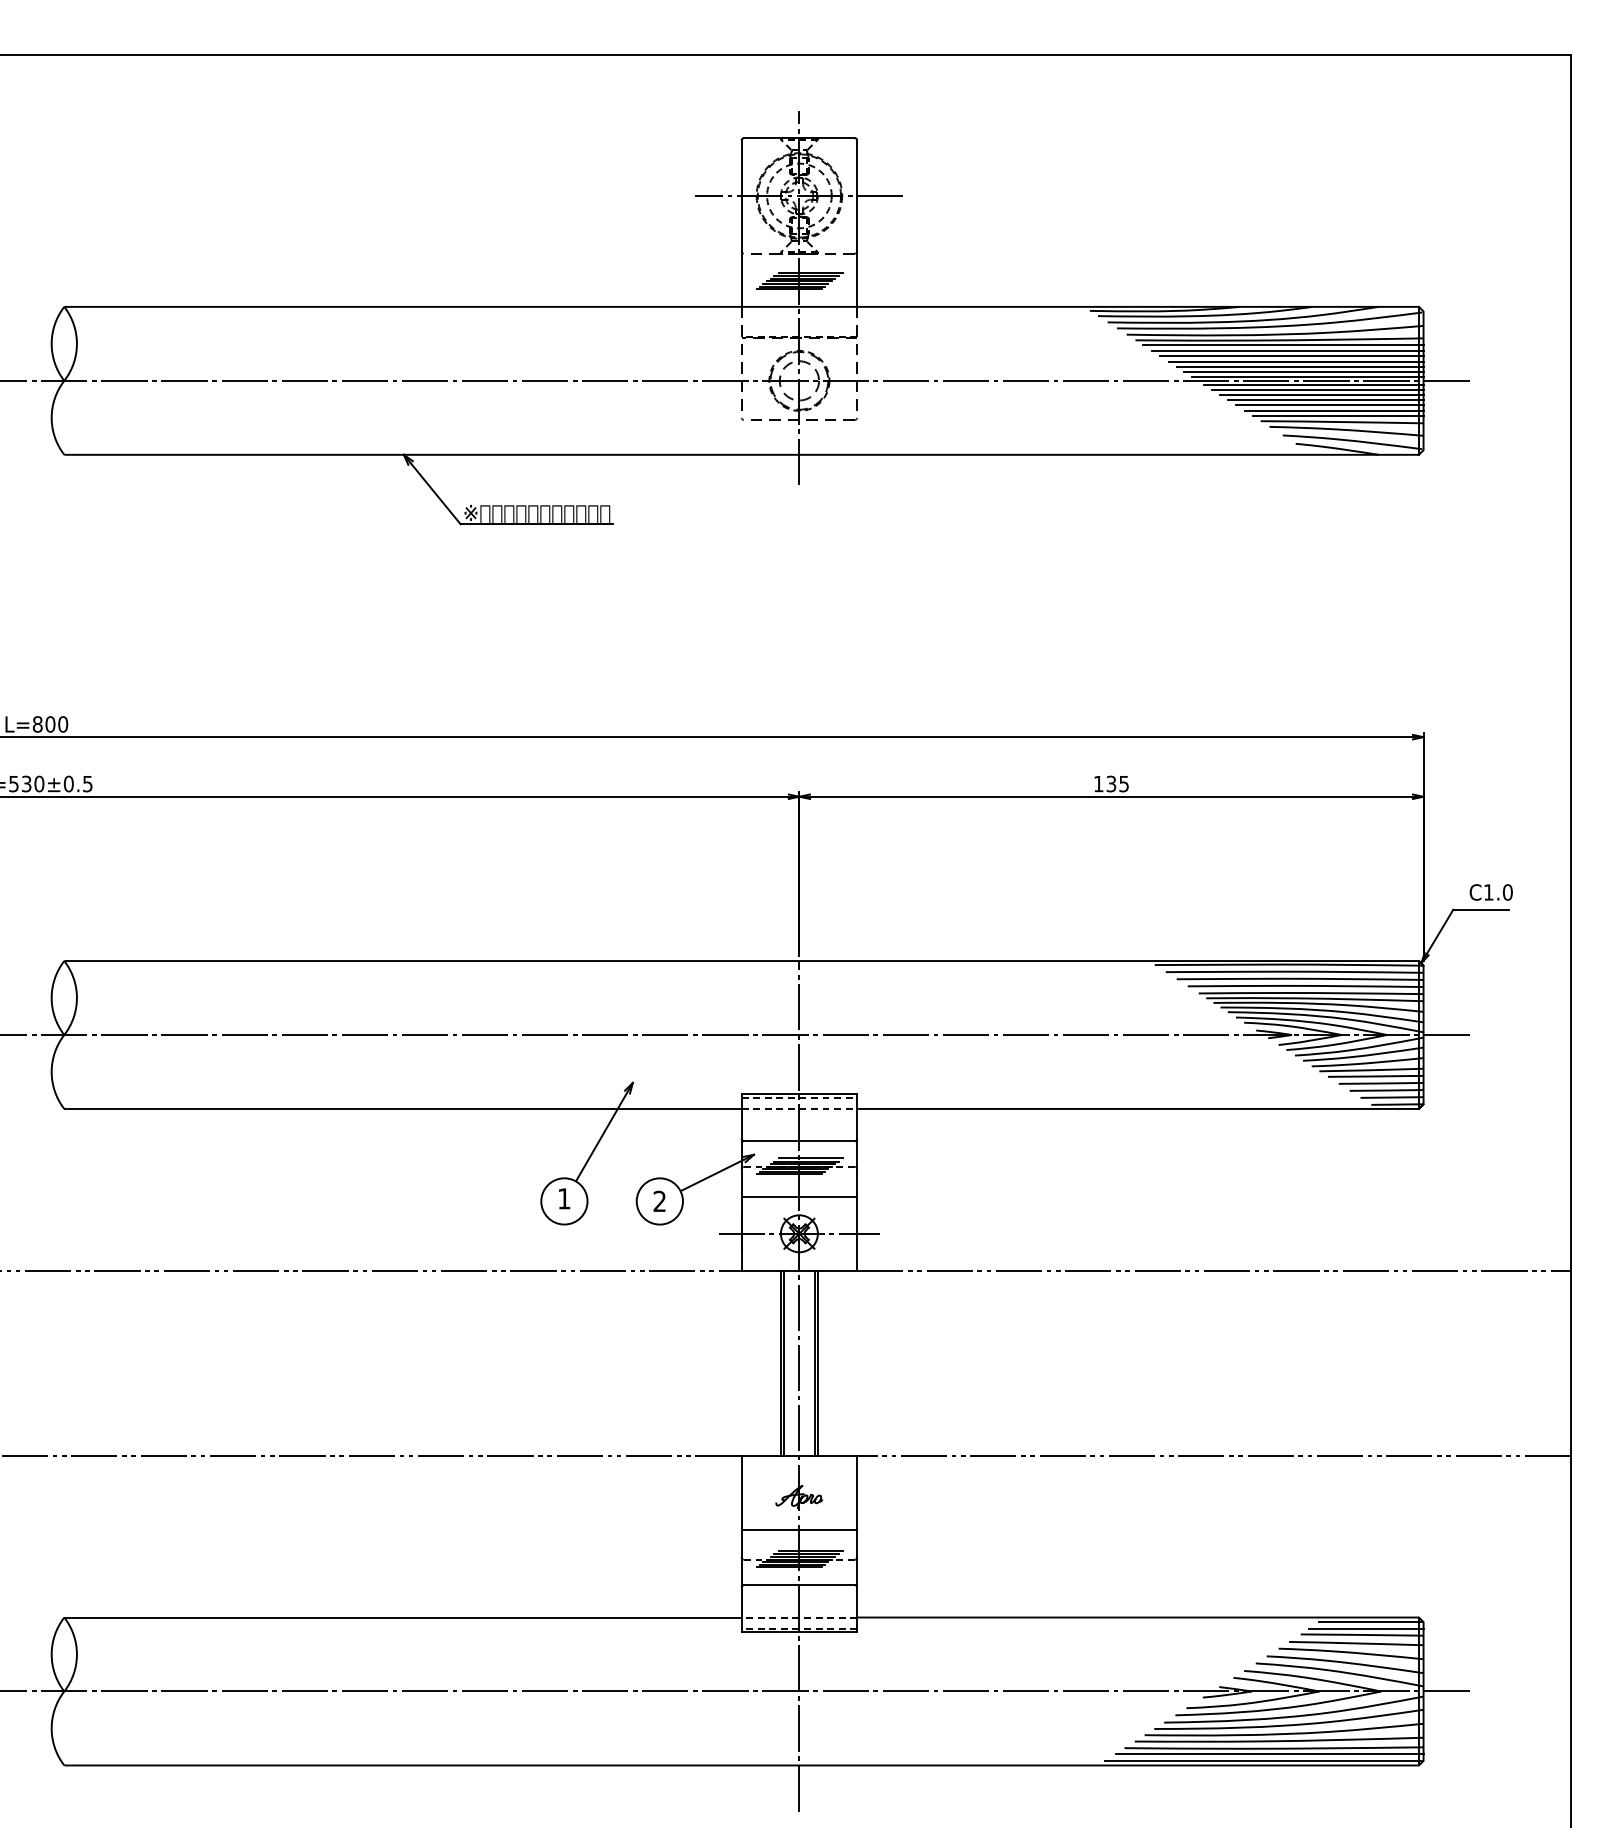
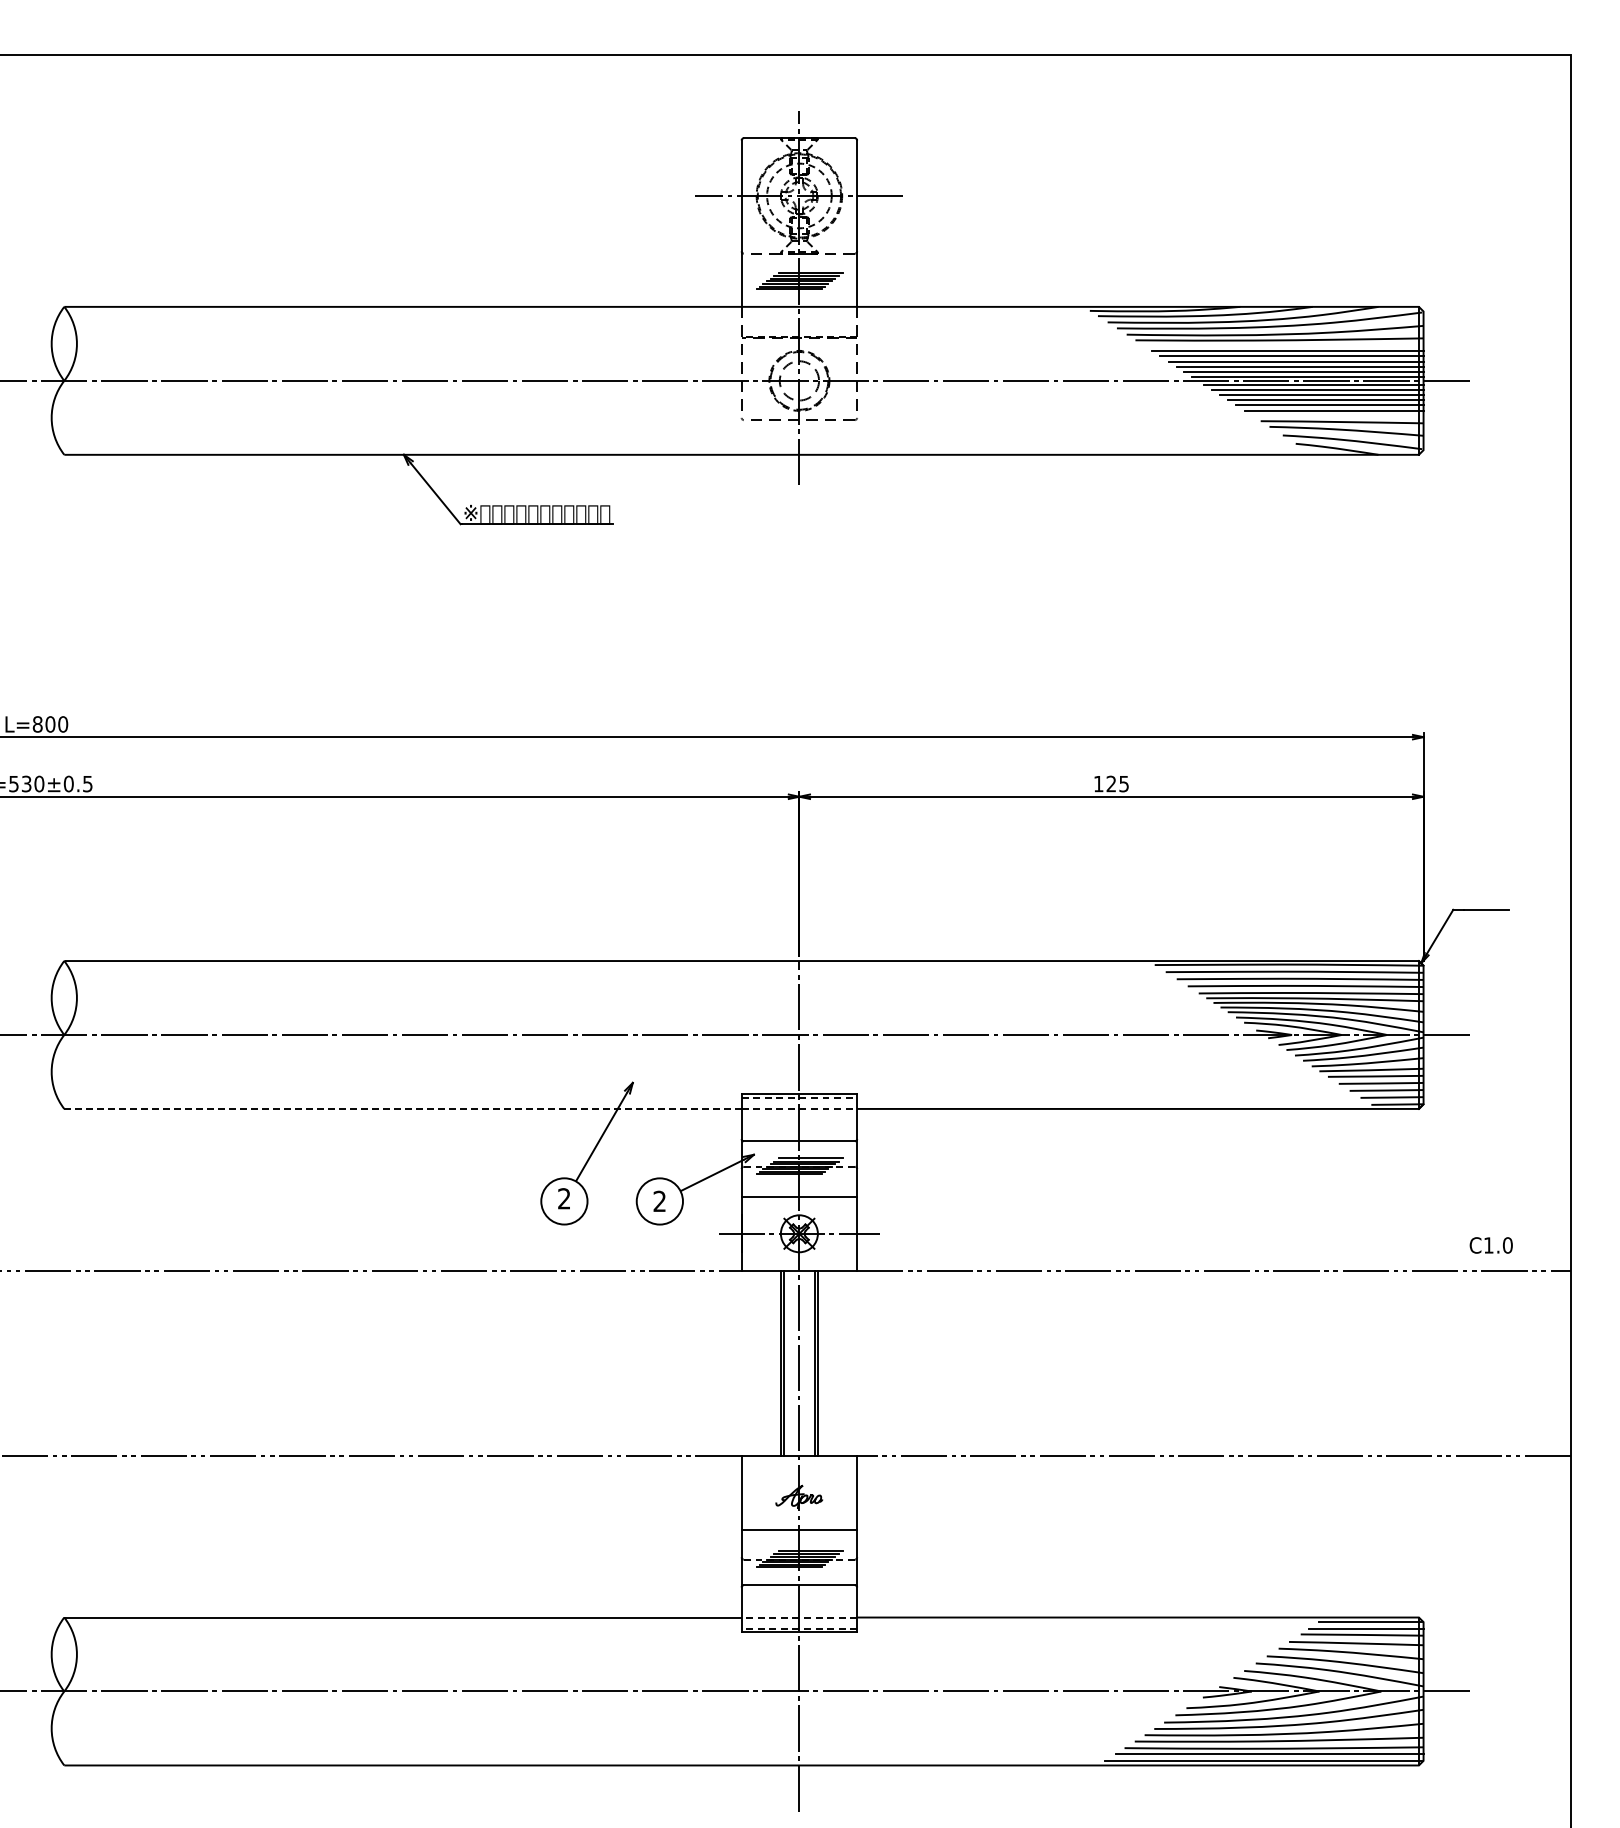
line: present -> none (1283, 345)
line: present -> none (1338, 416)
text: 135 -> 125 (1111, 784)
text position: (1490, 892) -> (1490, 1245) (1490, 1245)
line: solid -> dashed (402, 1108)
text: 1 -> 2 (564, 1198)
